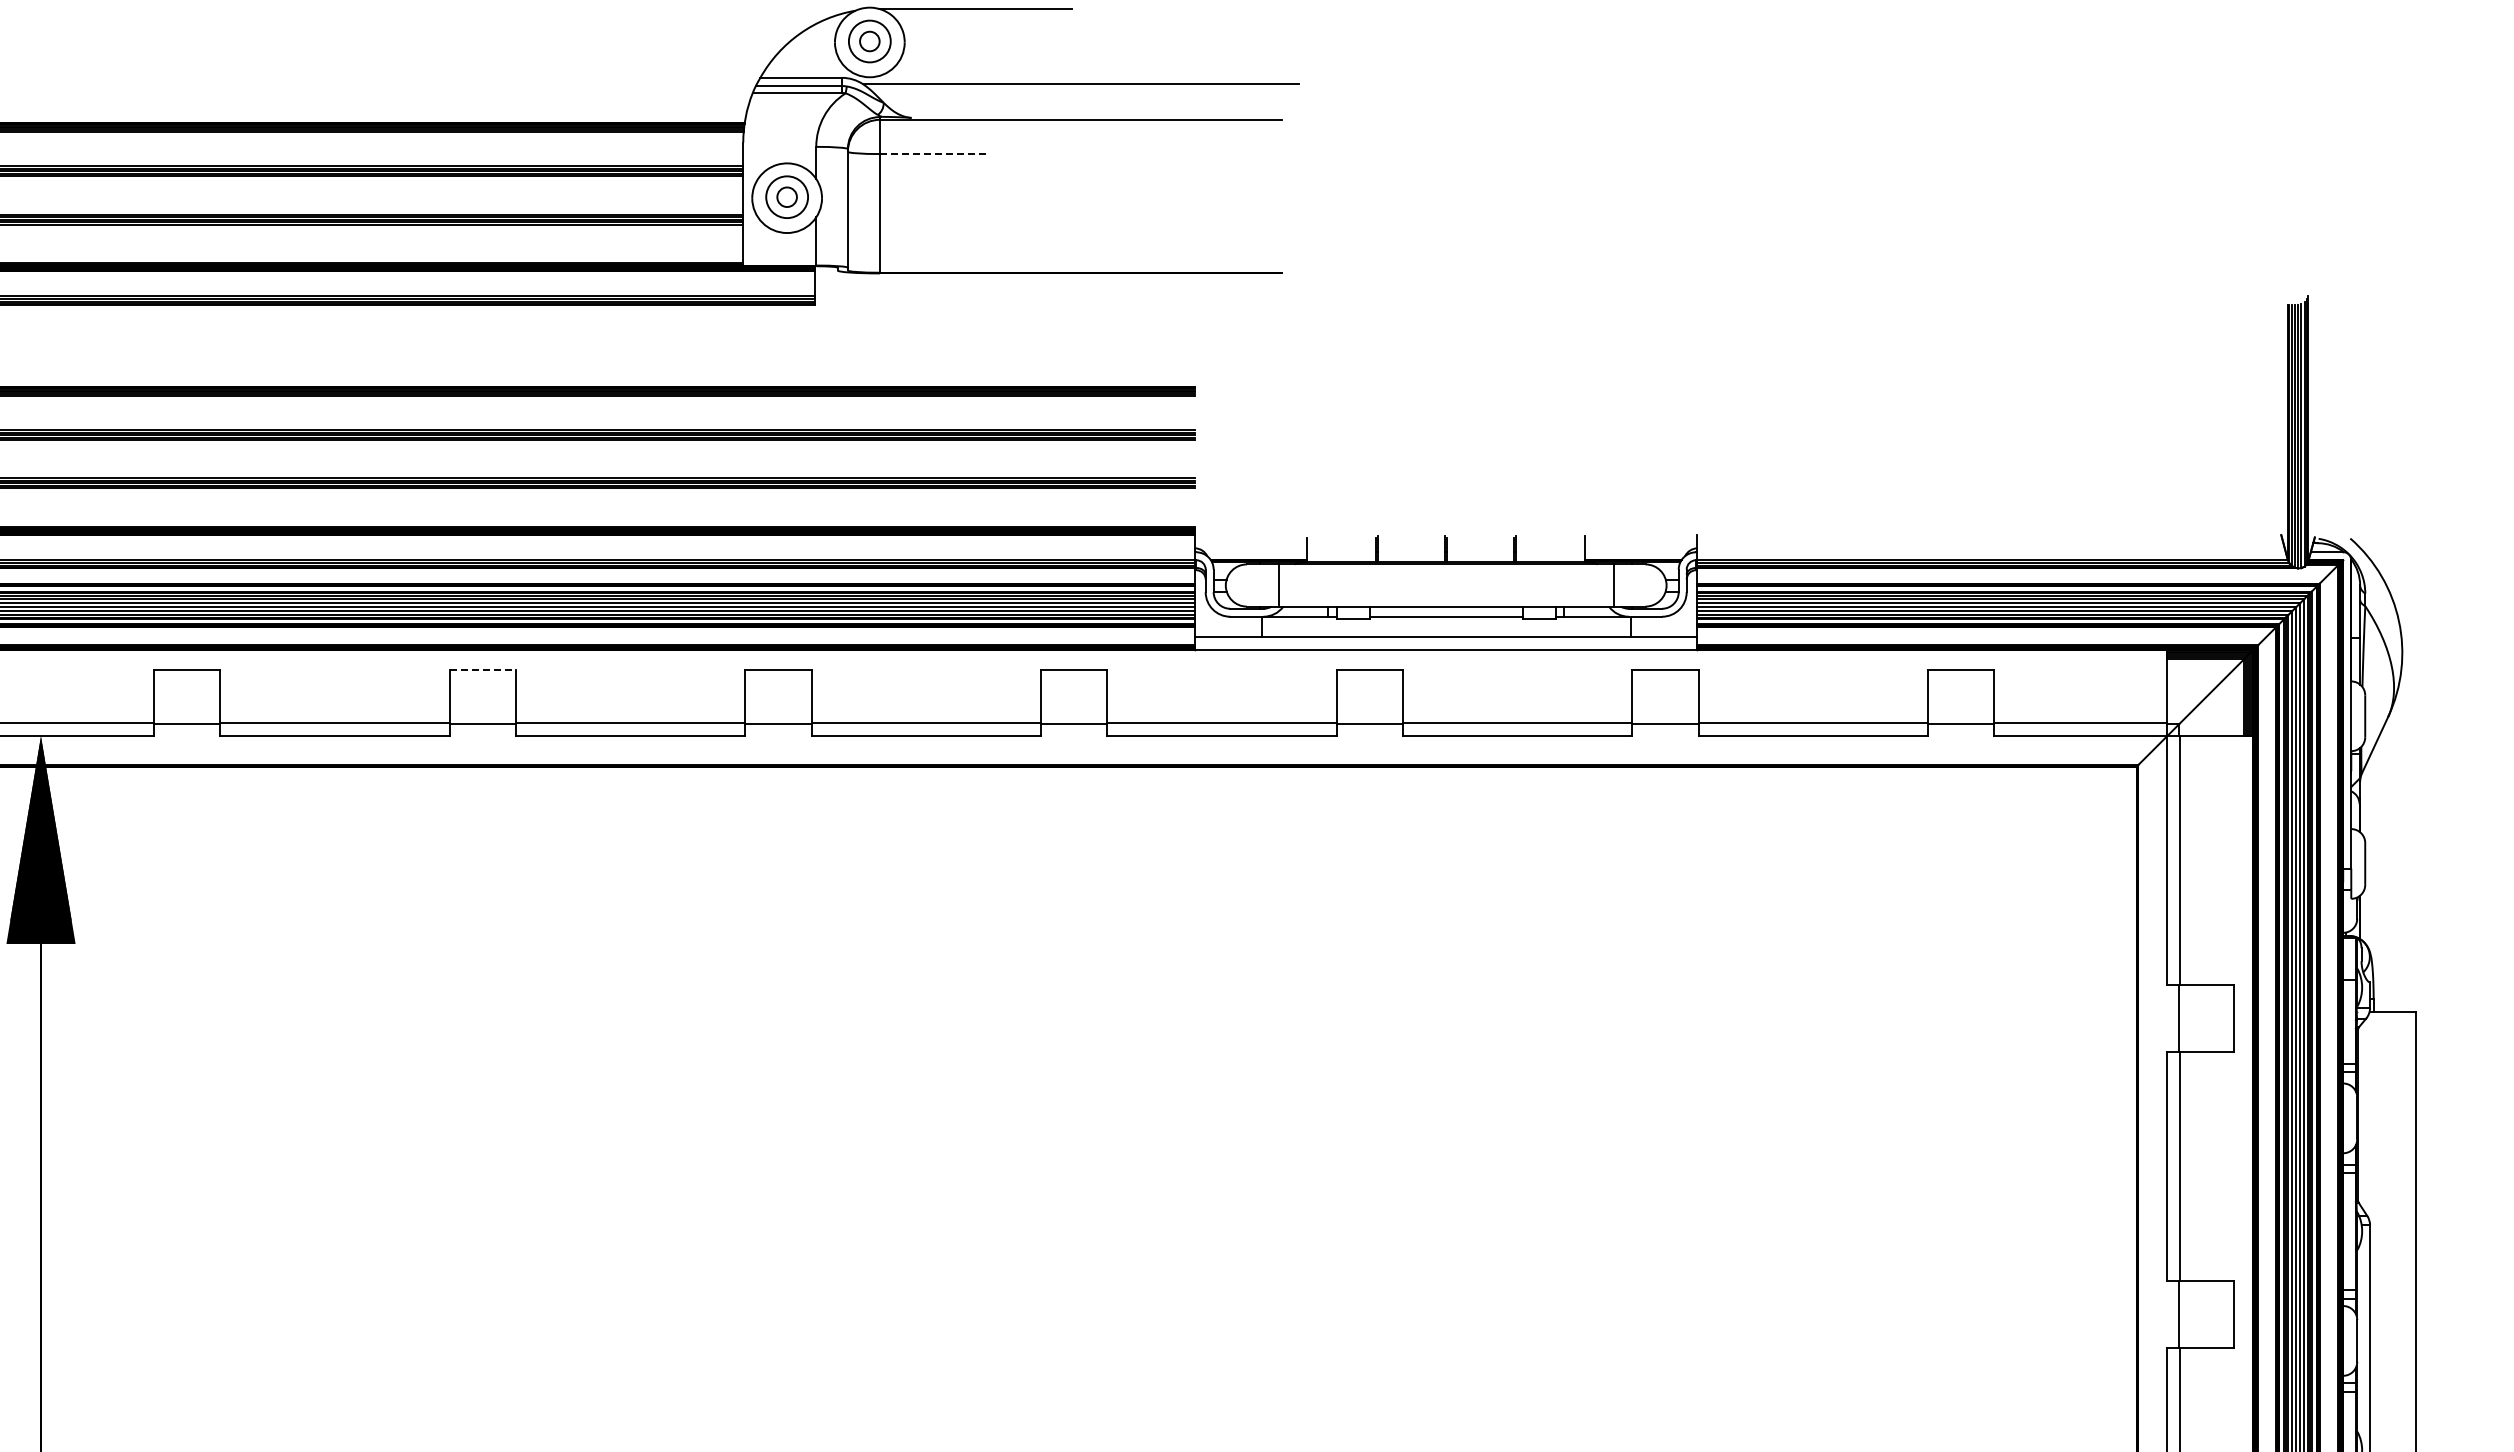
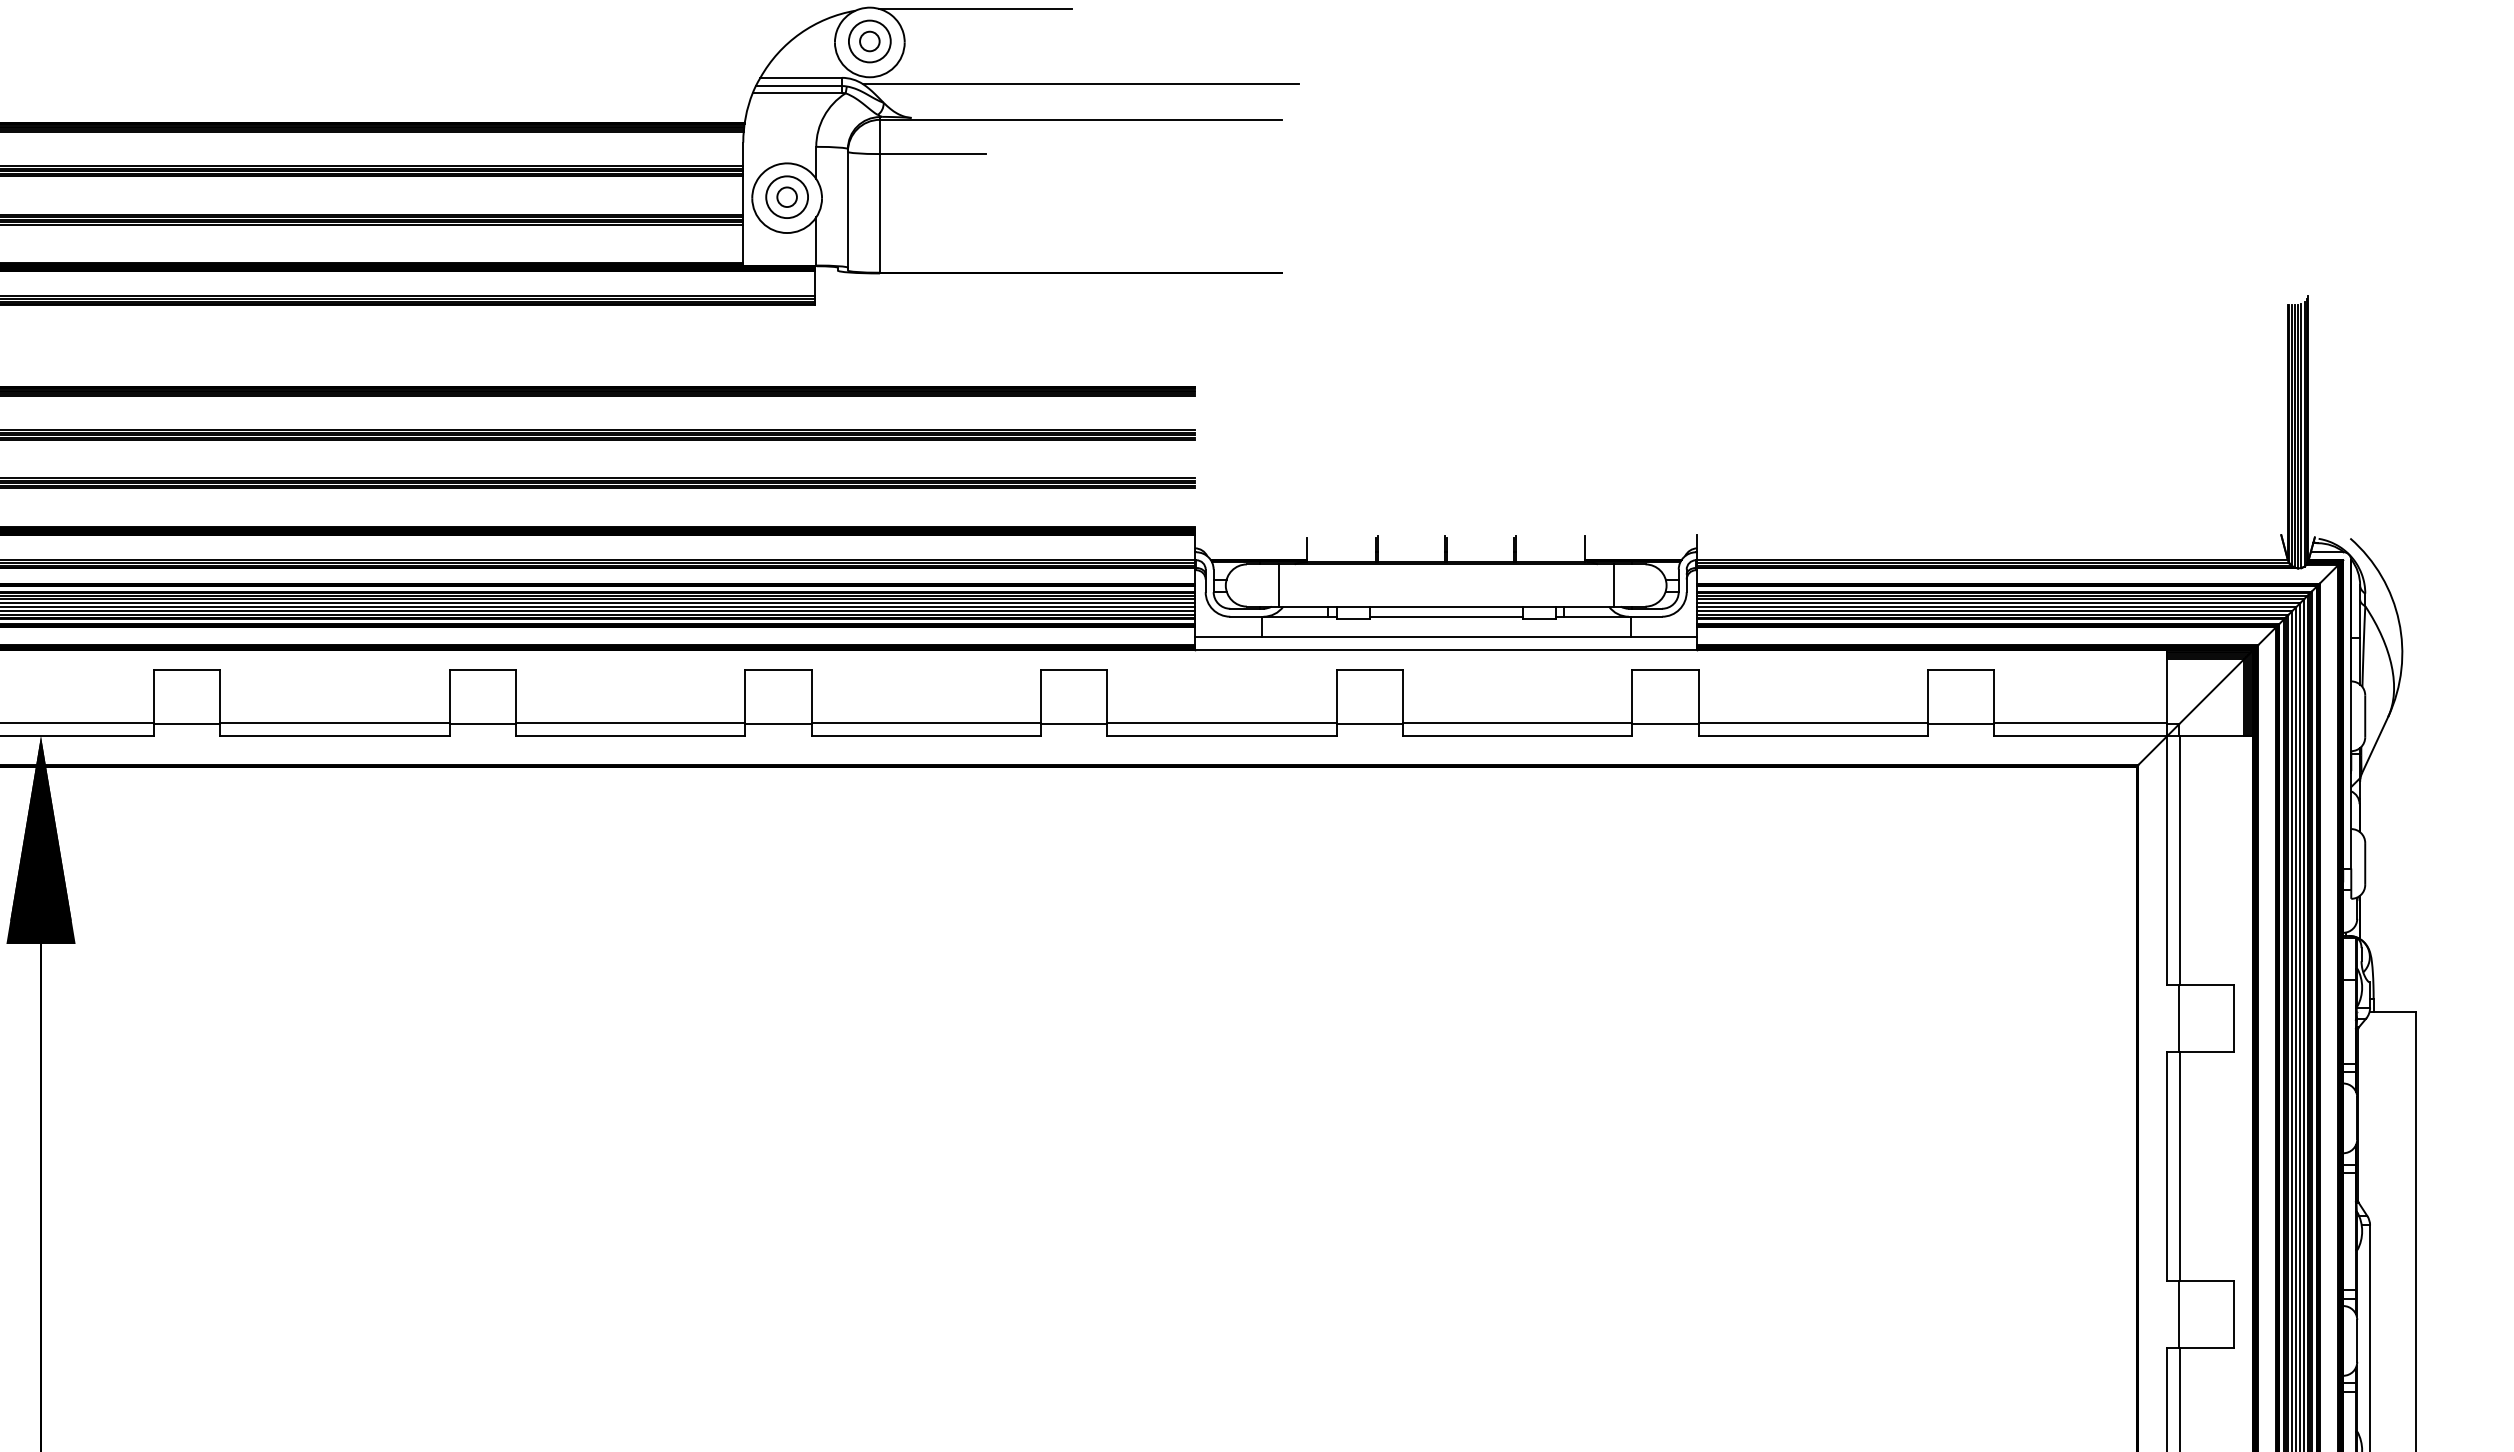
line: dashed -> solid (933, 154)
line: dashed -> solid (483, 669)
